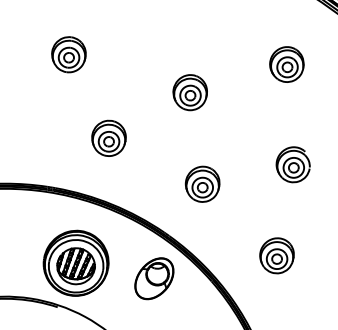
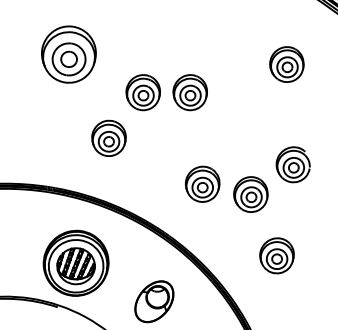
part size: 36x38 px -> 56x59 px (68, 54)
part: none -> present (142, 92)
part: none -> present (250, 194)
part position: (154, 278) -> (154, 301) (154, 301)
